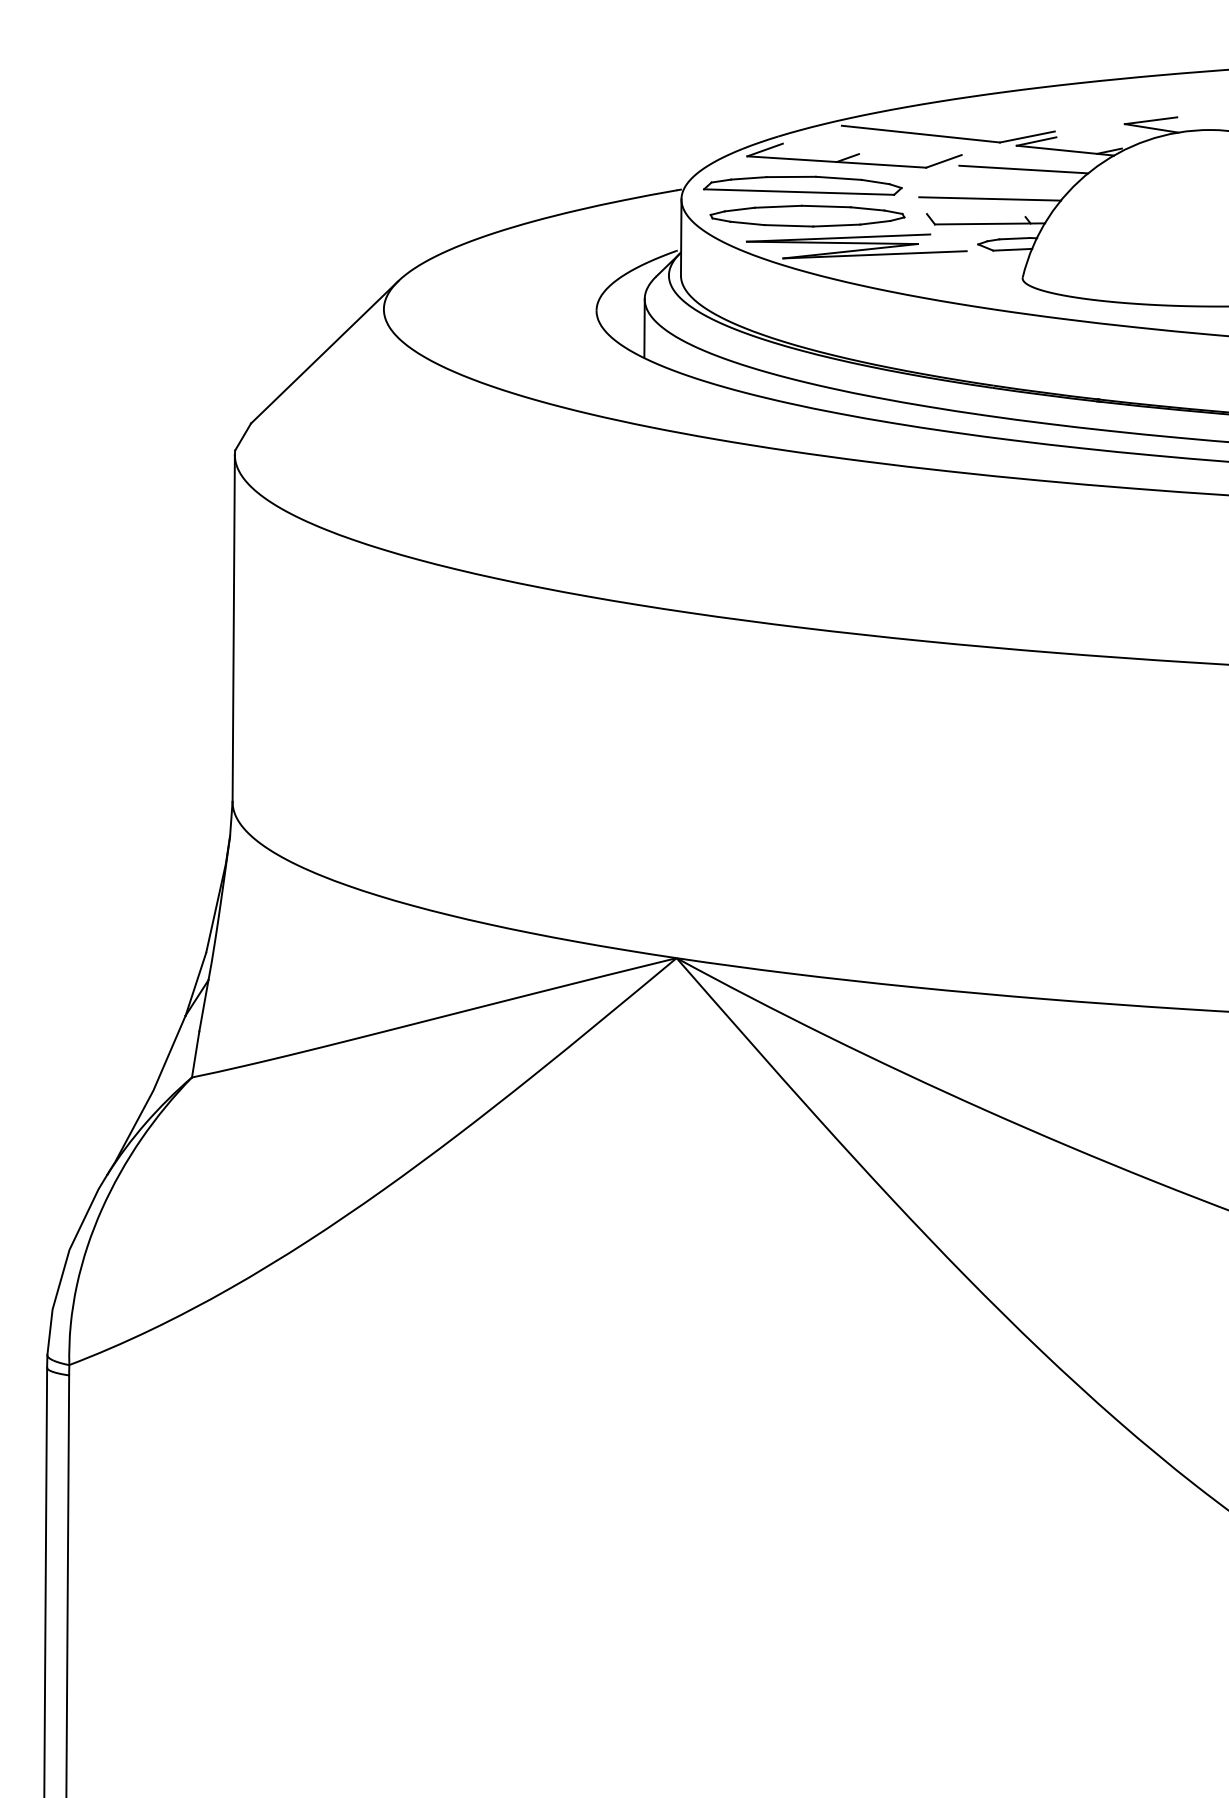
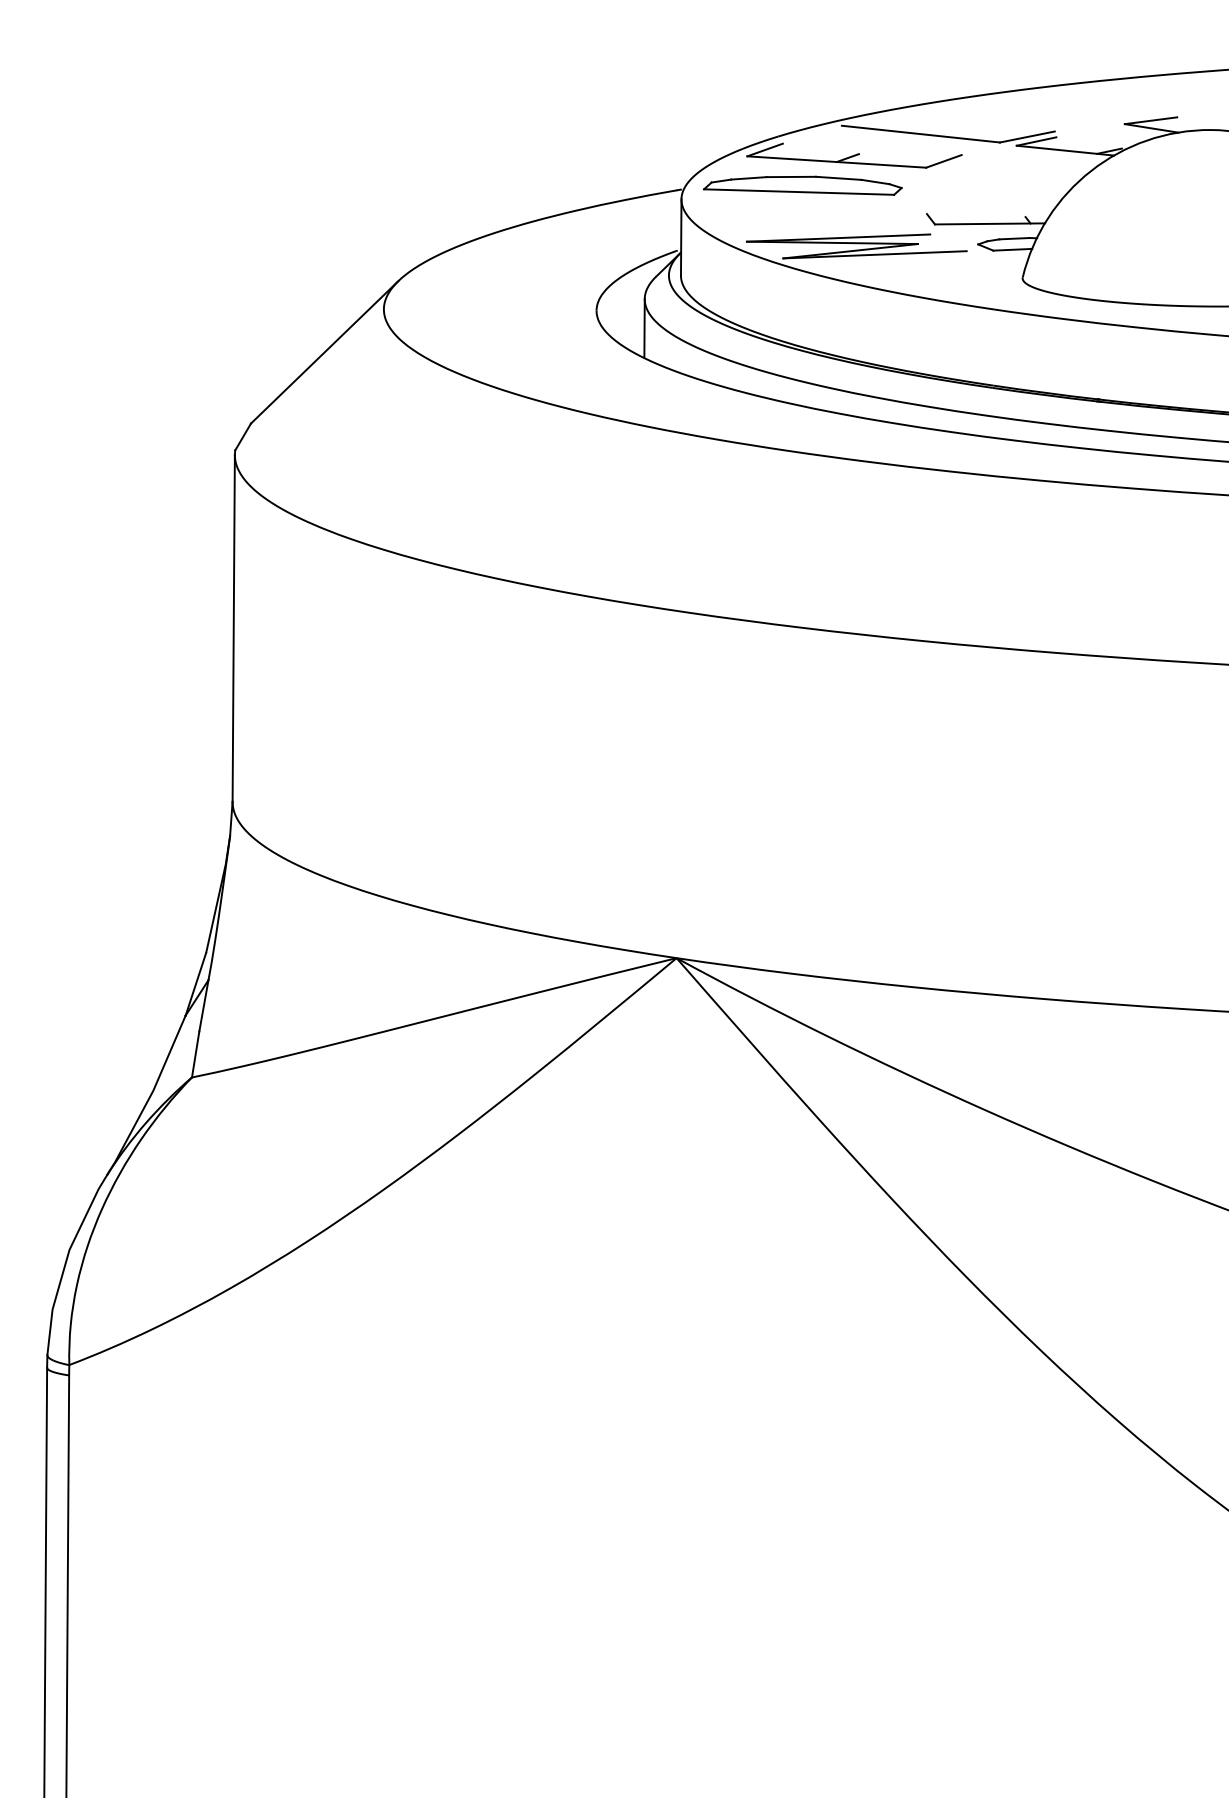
line: present -> none (1023, 169)
line: present -> none (990, 198)
part: present -> none (807, 215)
